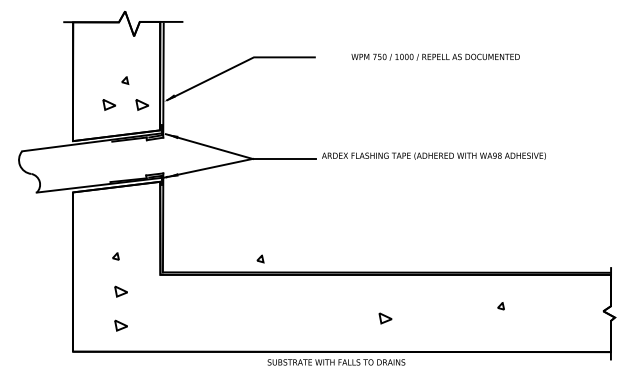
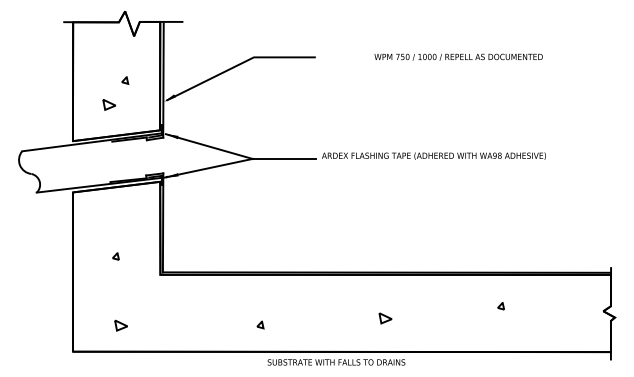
text position: (435, 56) -> (458, 56) (458, 56)
part: present -> none (142, 104)
line position: (260, 258) -> (260, 324) (260, 324)
part: present -> none (120, 291)
